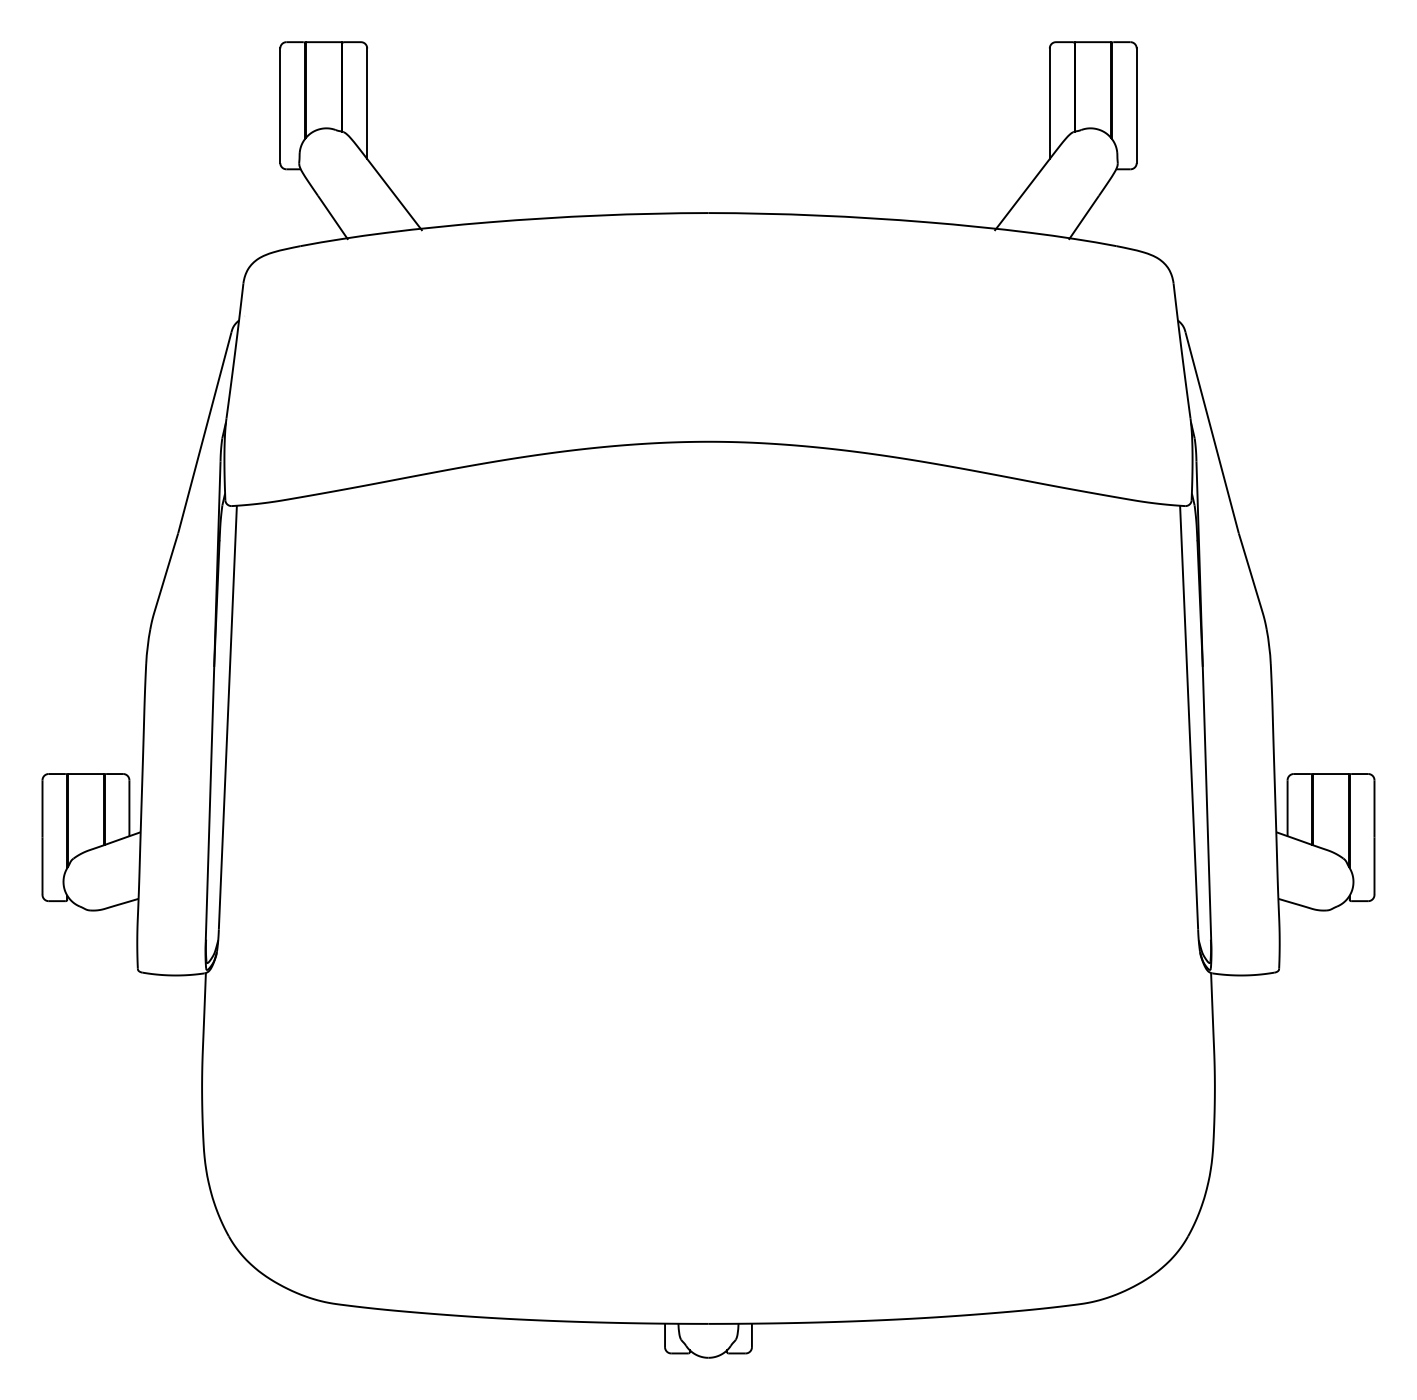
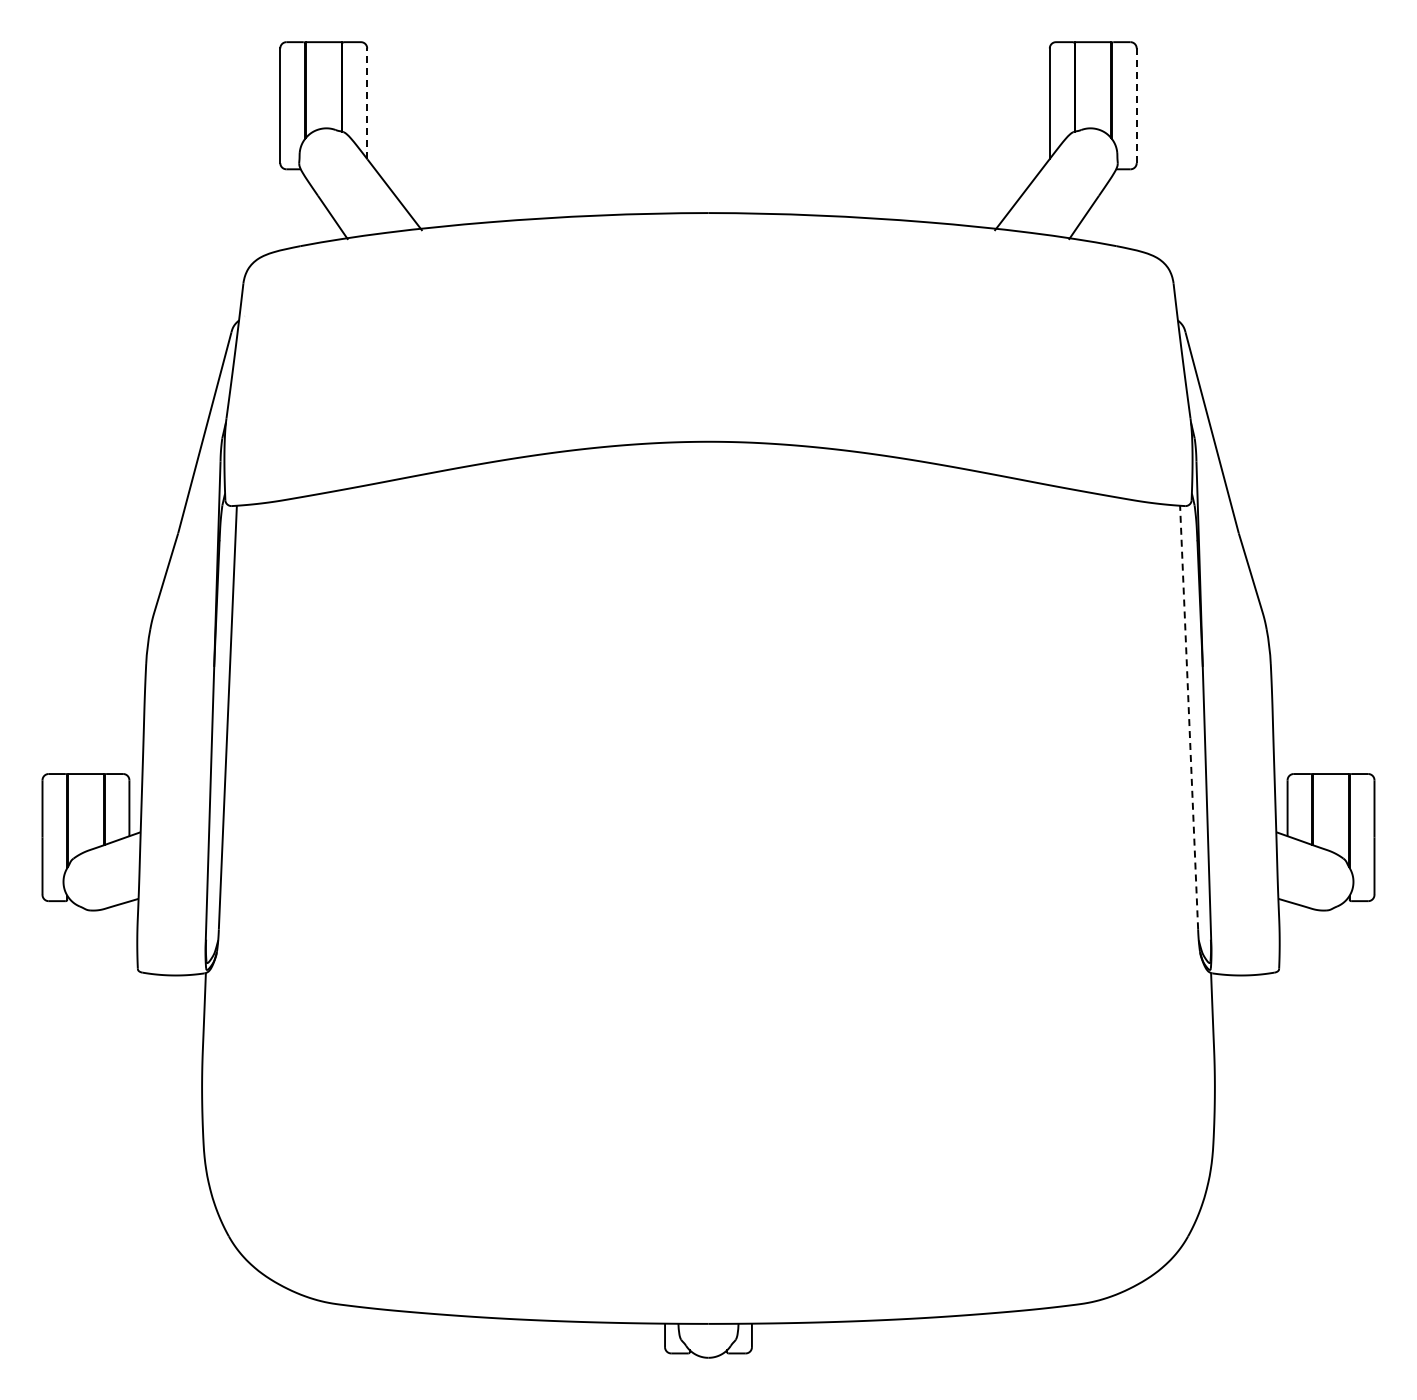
line: solid -> dashed (367, 103)
line: solid -> dashed (1136, 106)
line: solid -> dashed (1189, 717)
